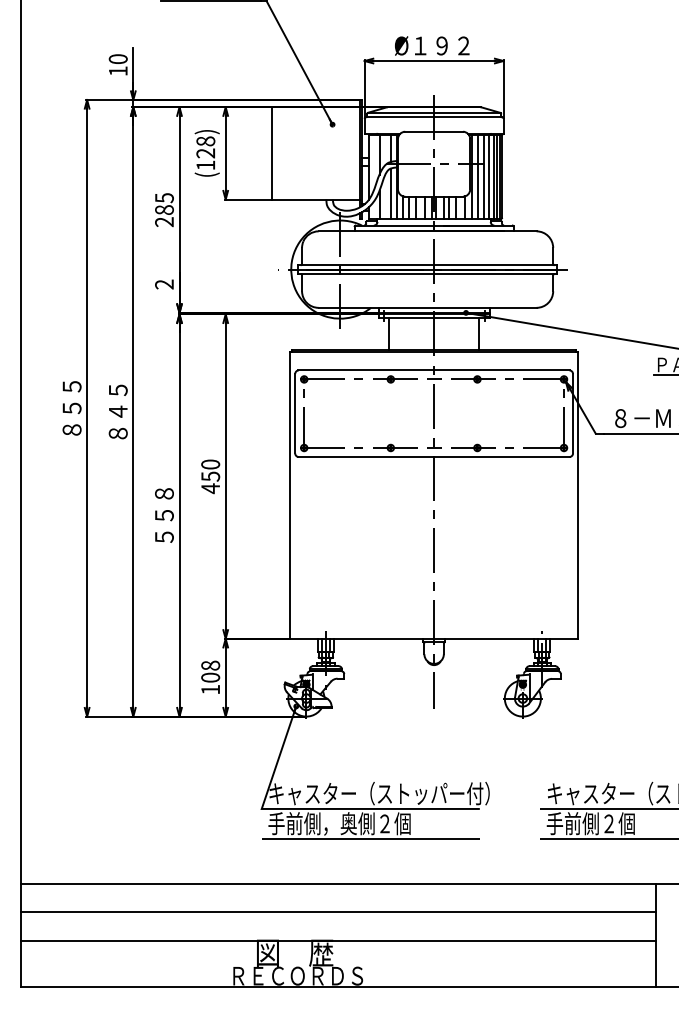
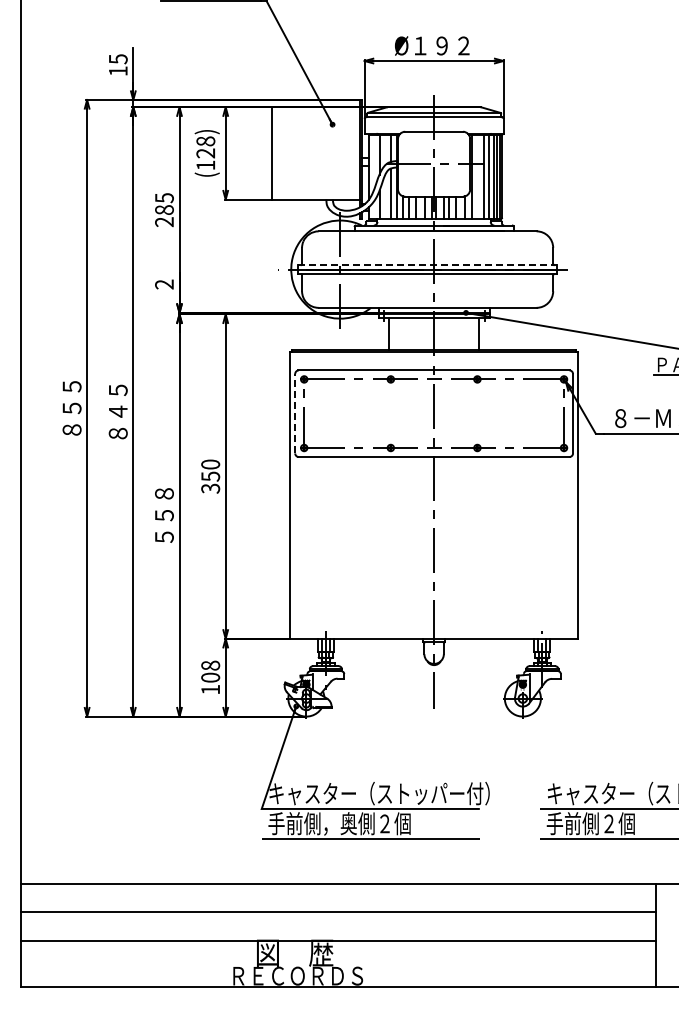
text: 10 -> 15 (117, 59)
line: present -> none (478, 176)
line: solid -> dashed (428, 265)
line: solid -> dashed (295, 413)
text: 450 -> 350 (210, 488)
